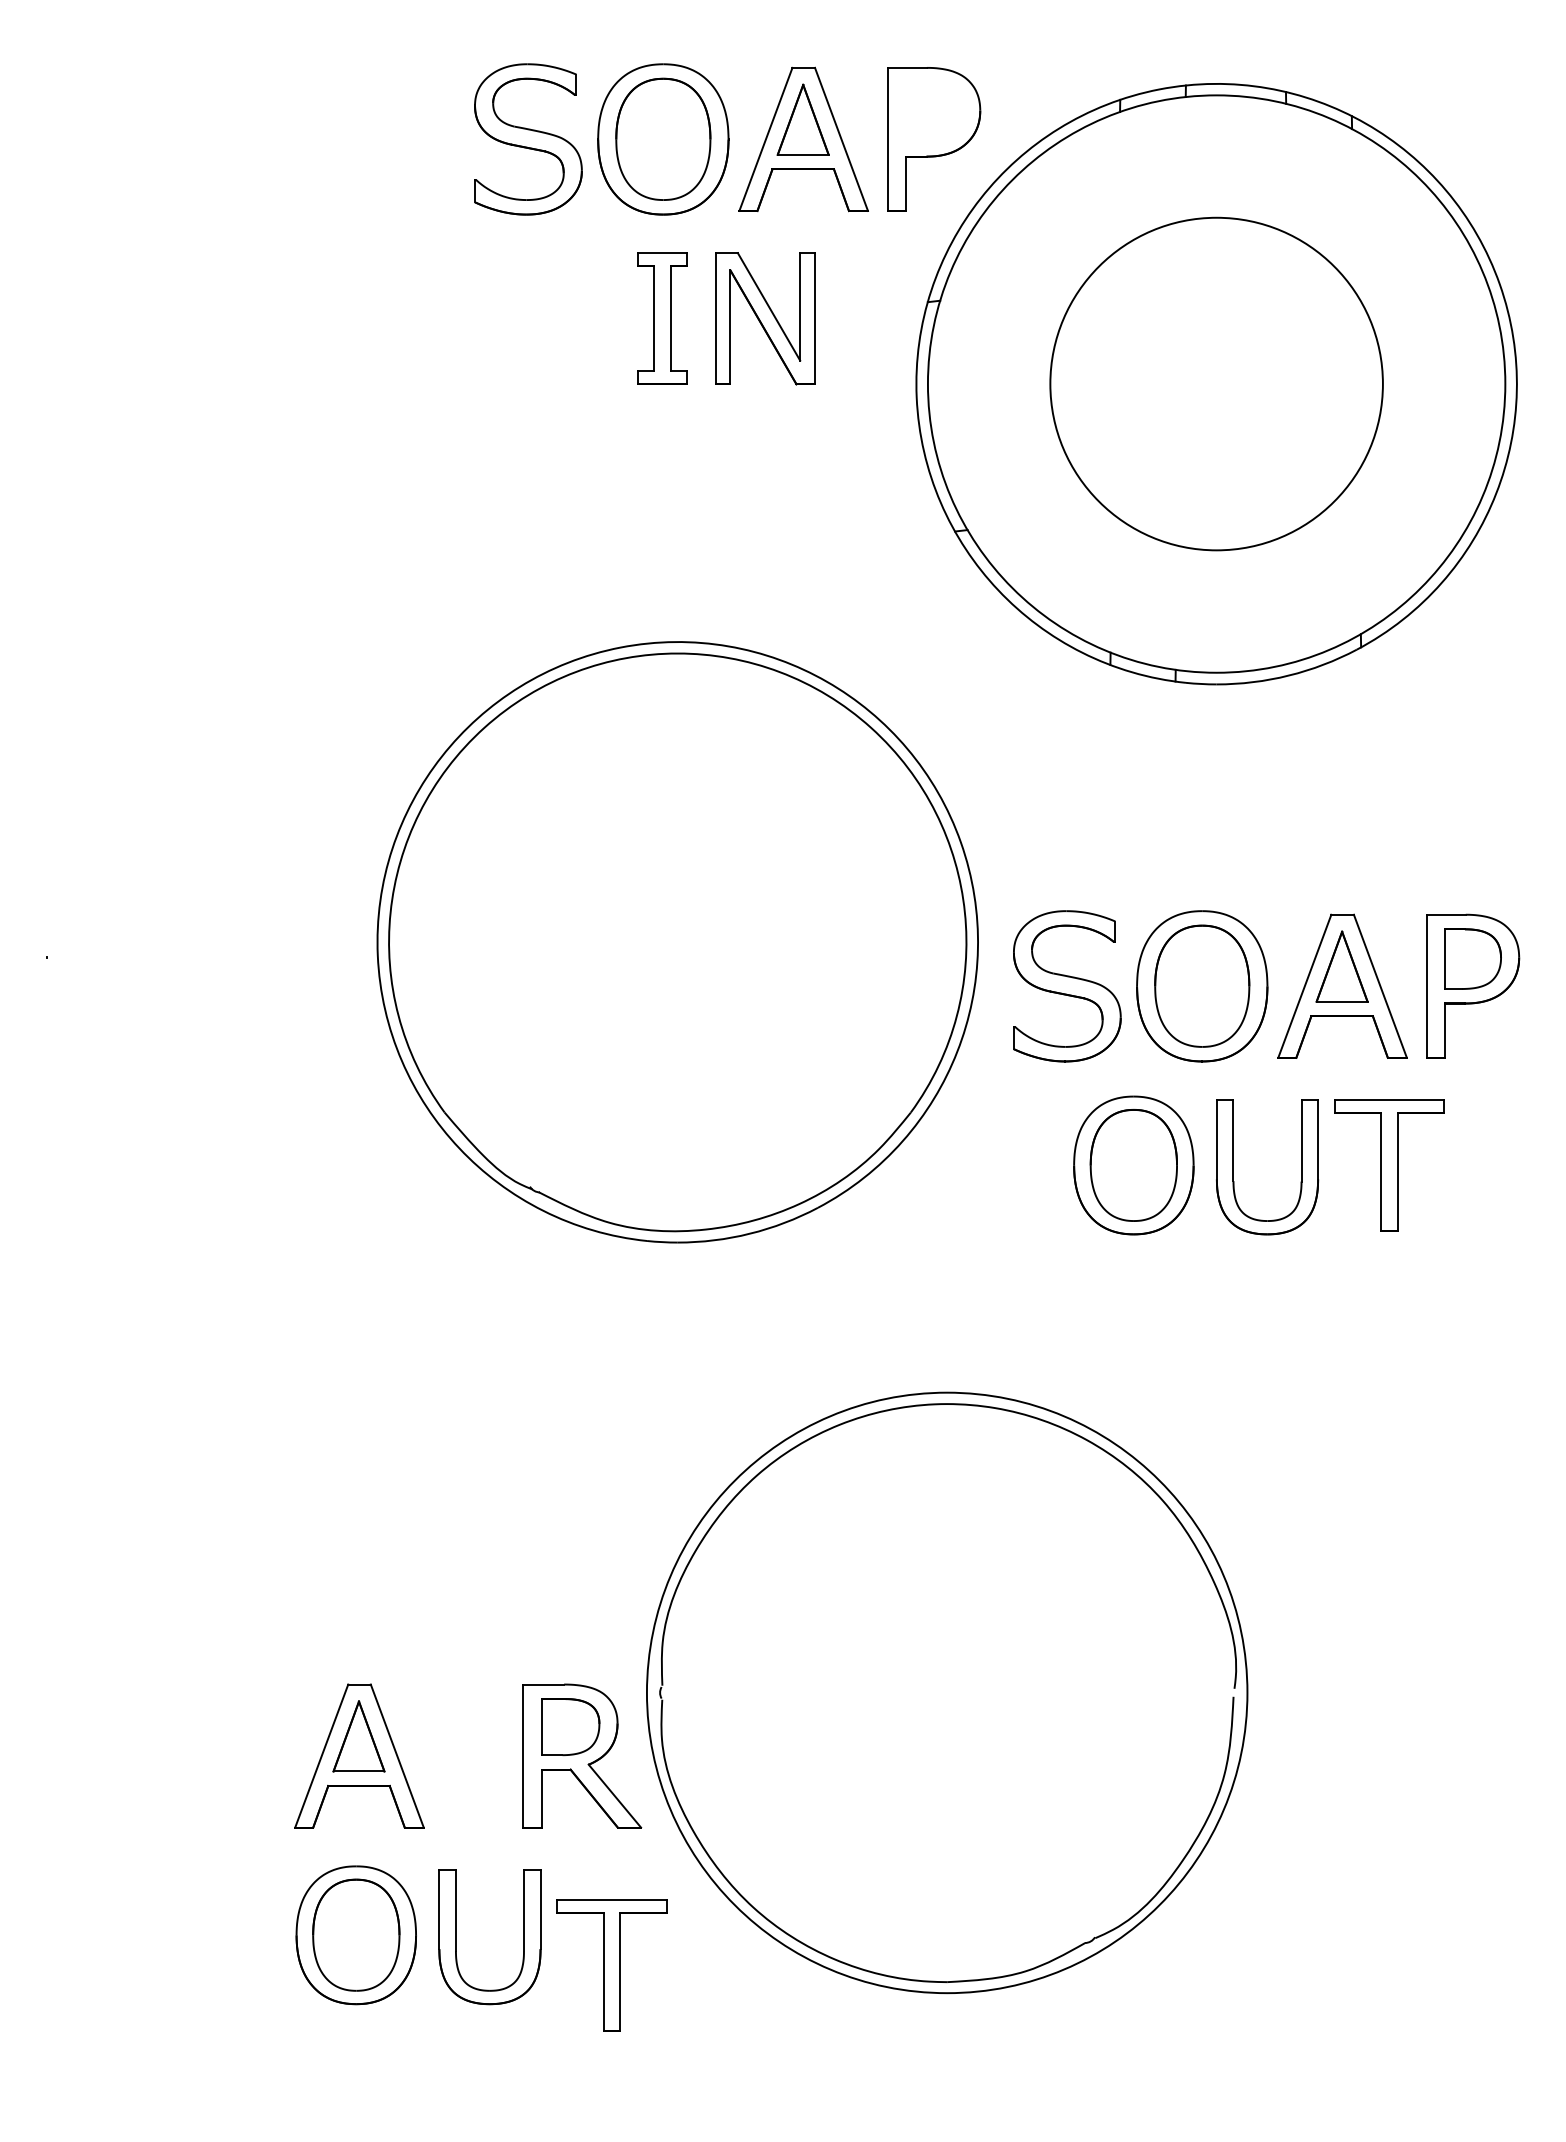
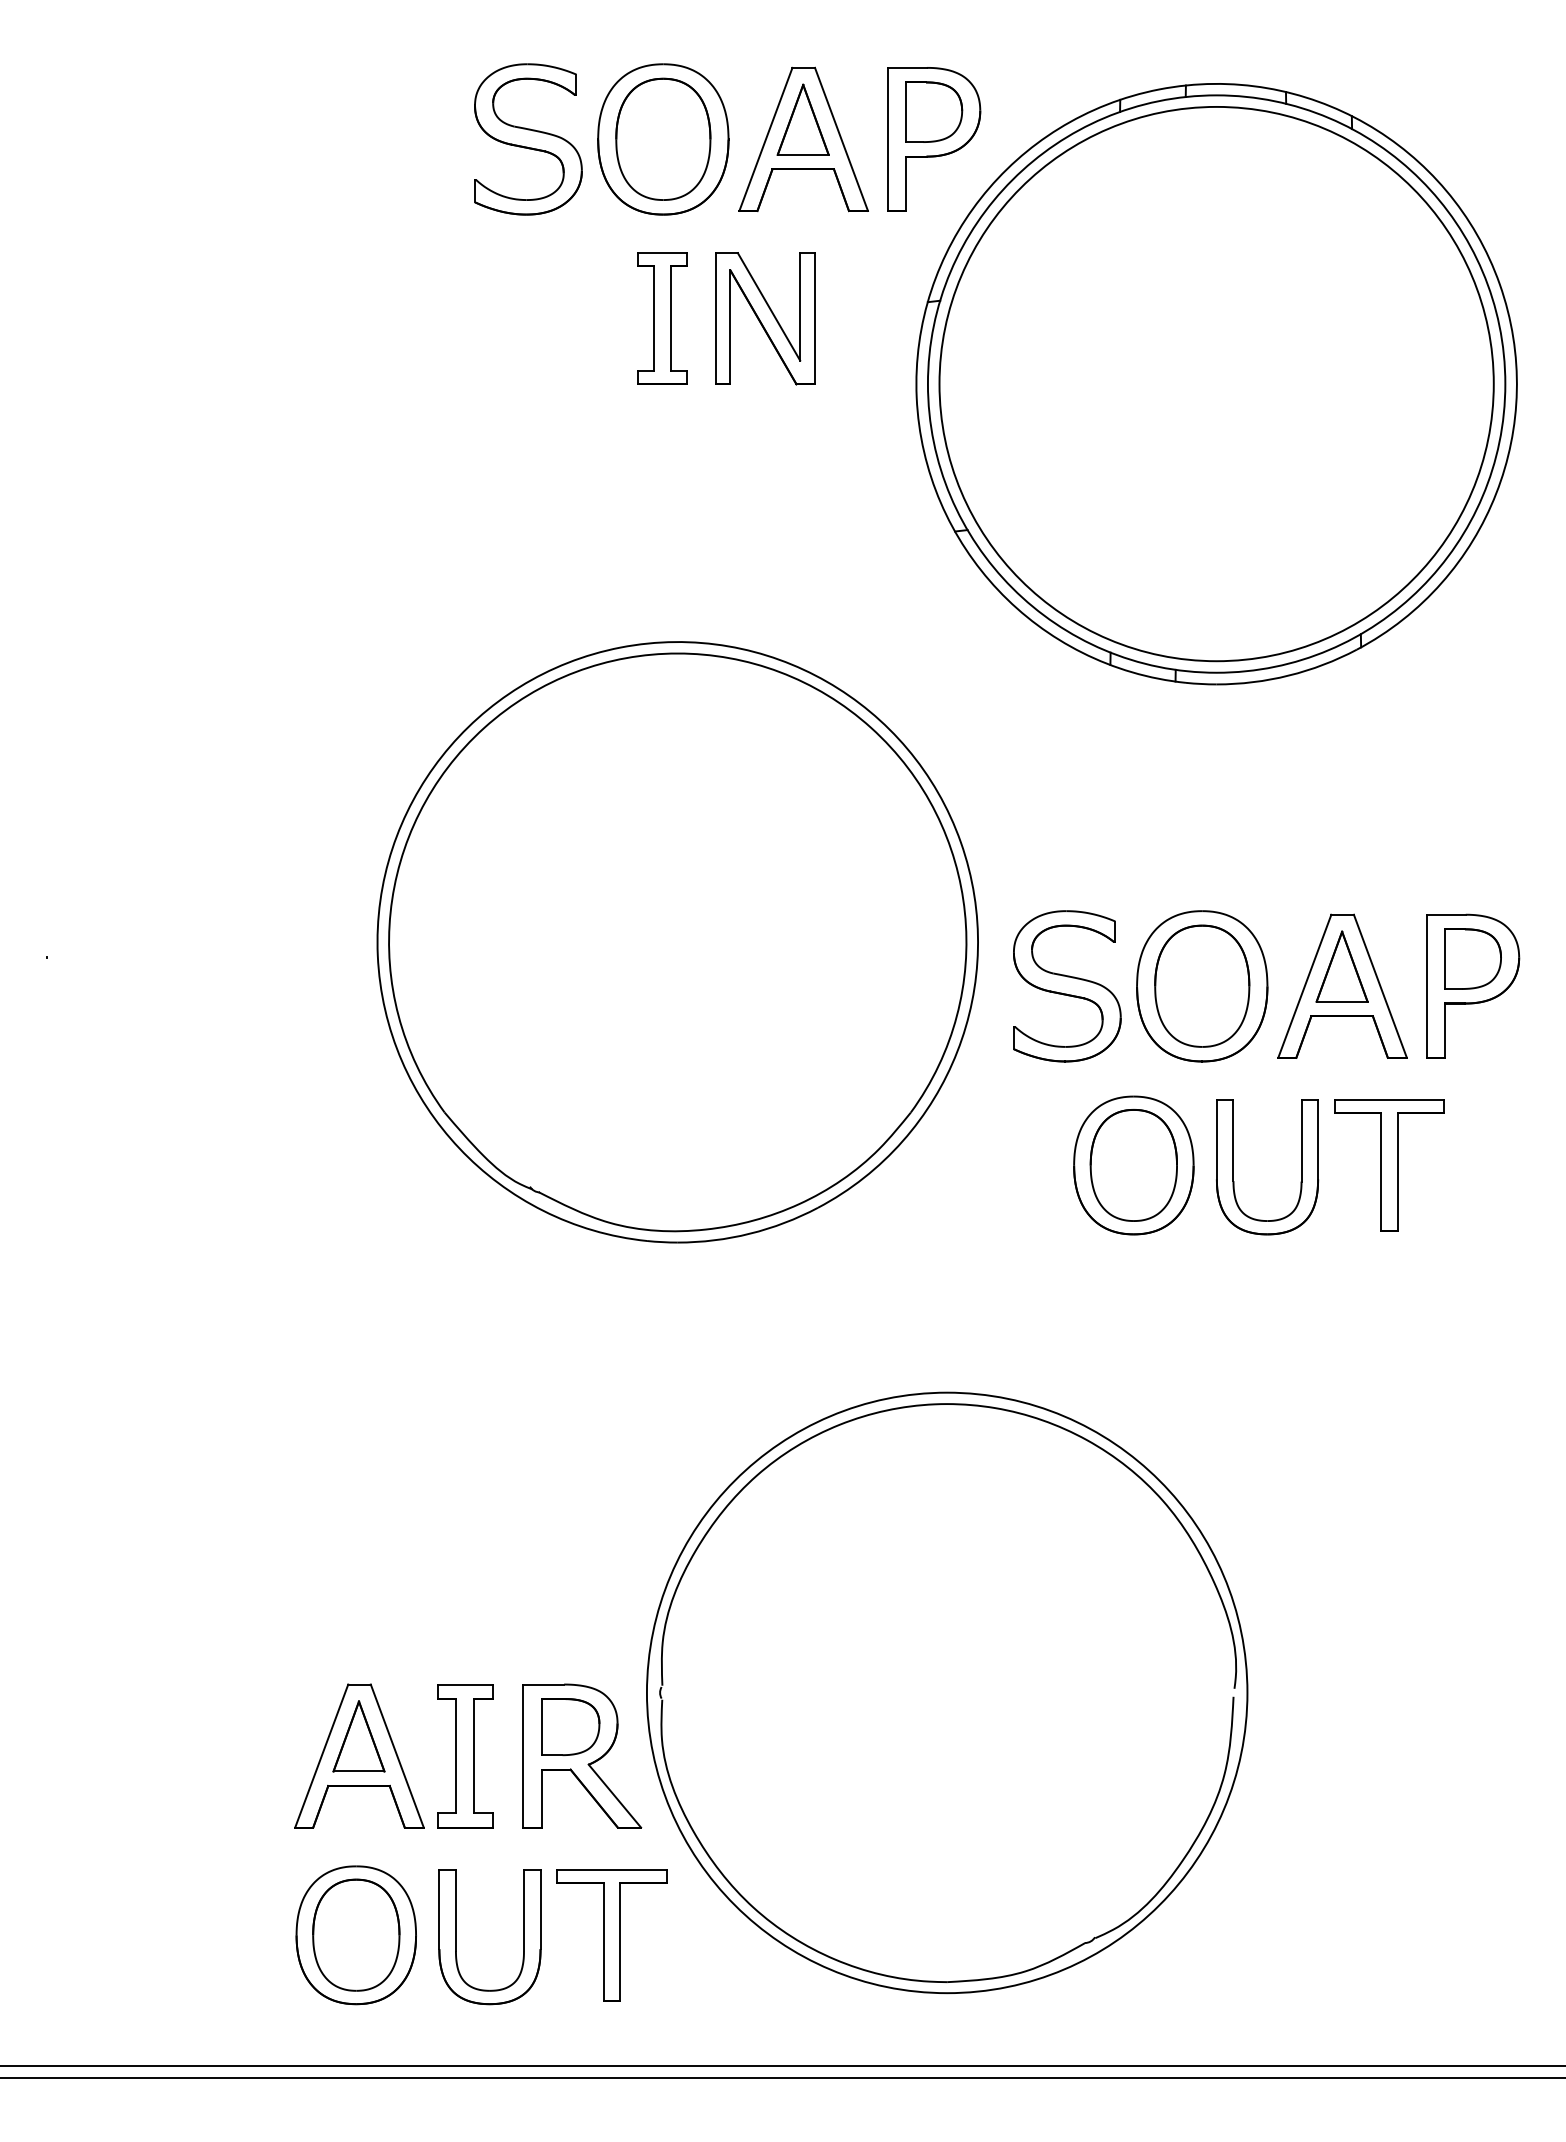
part: none -> present (934, 111)
circle diameter: 333 px -> 554 px (1216, 383)
part: none -> present (465, 1756)
part position: (611, 1965) -> (611, 1935) (611, 1935)
line: none -> present (782, 2066)
line: none -> present (782, 2077)
